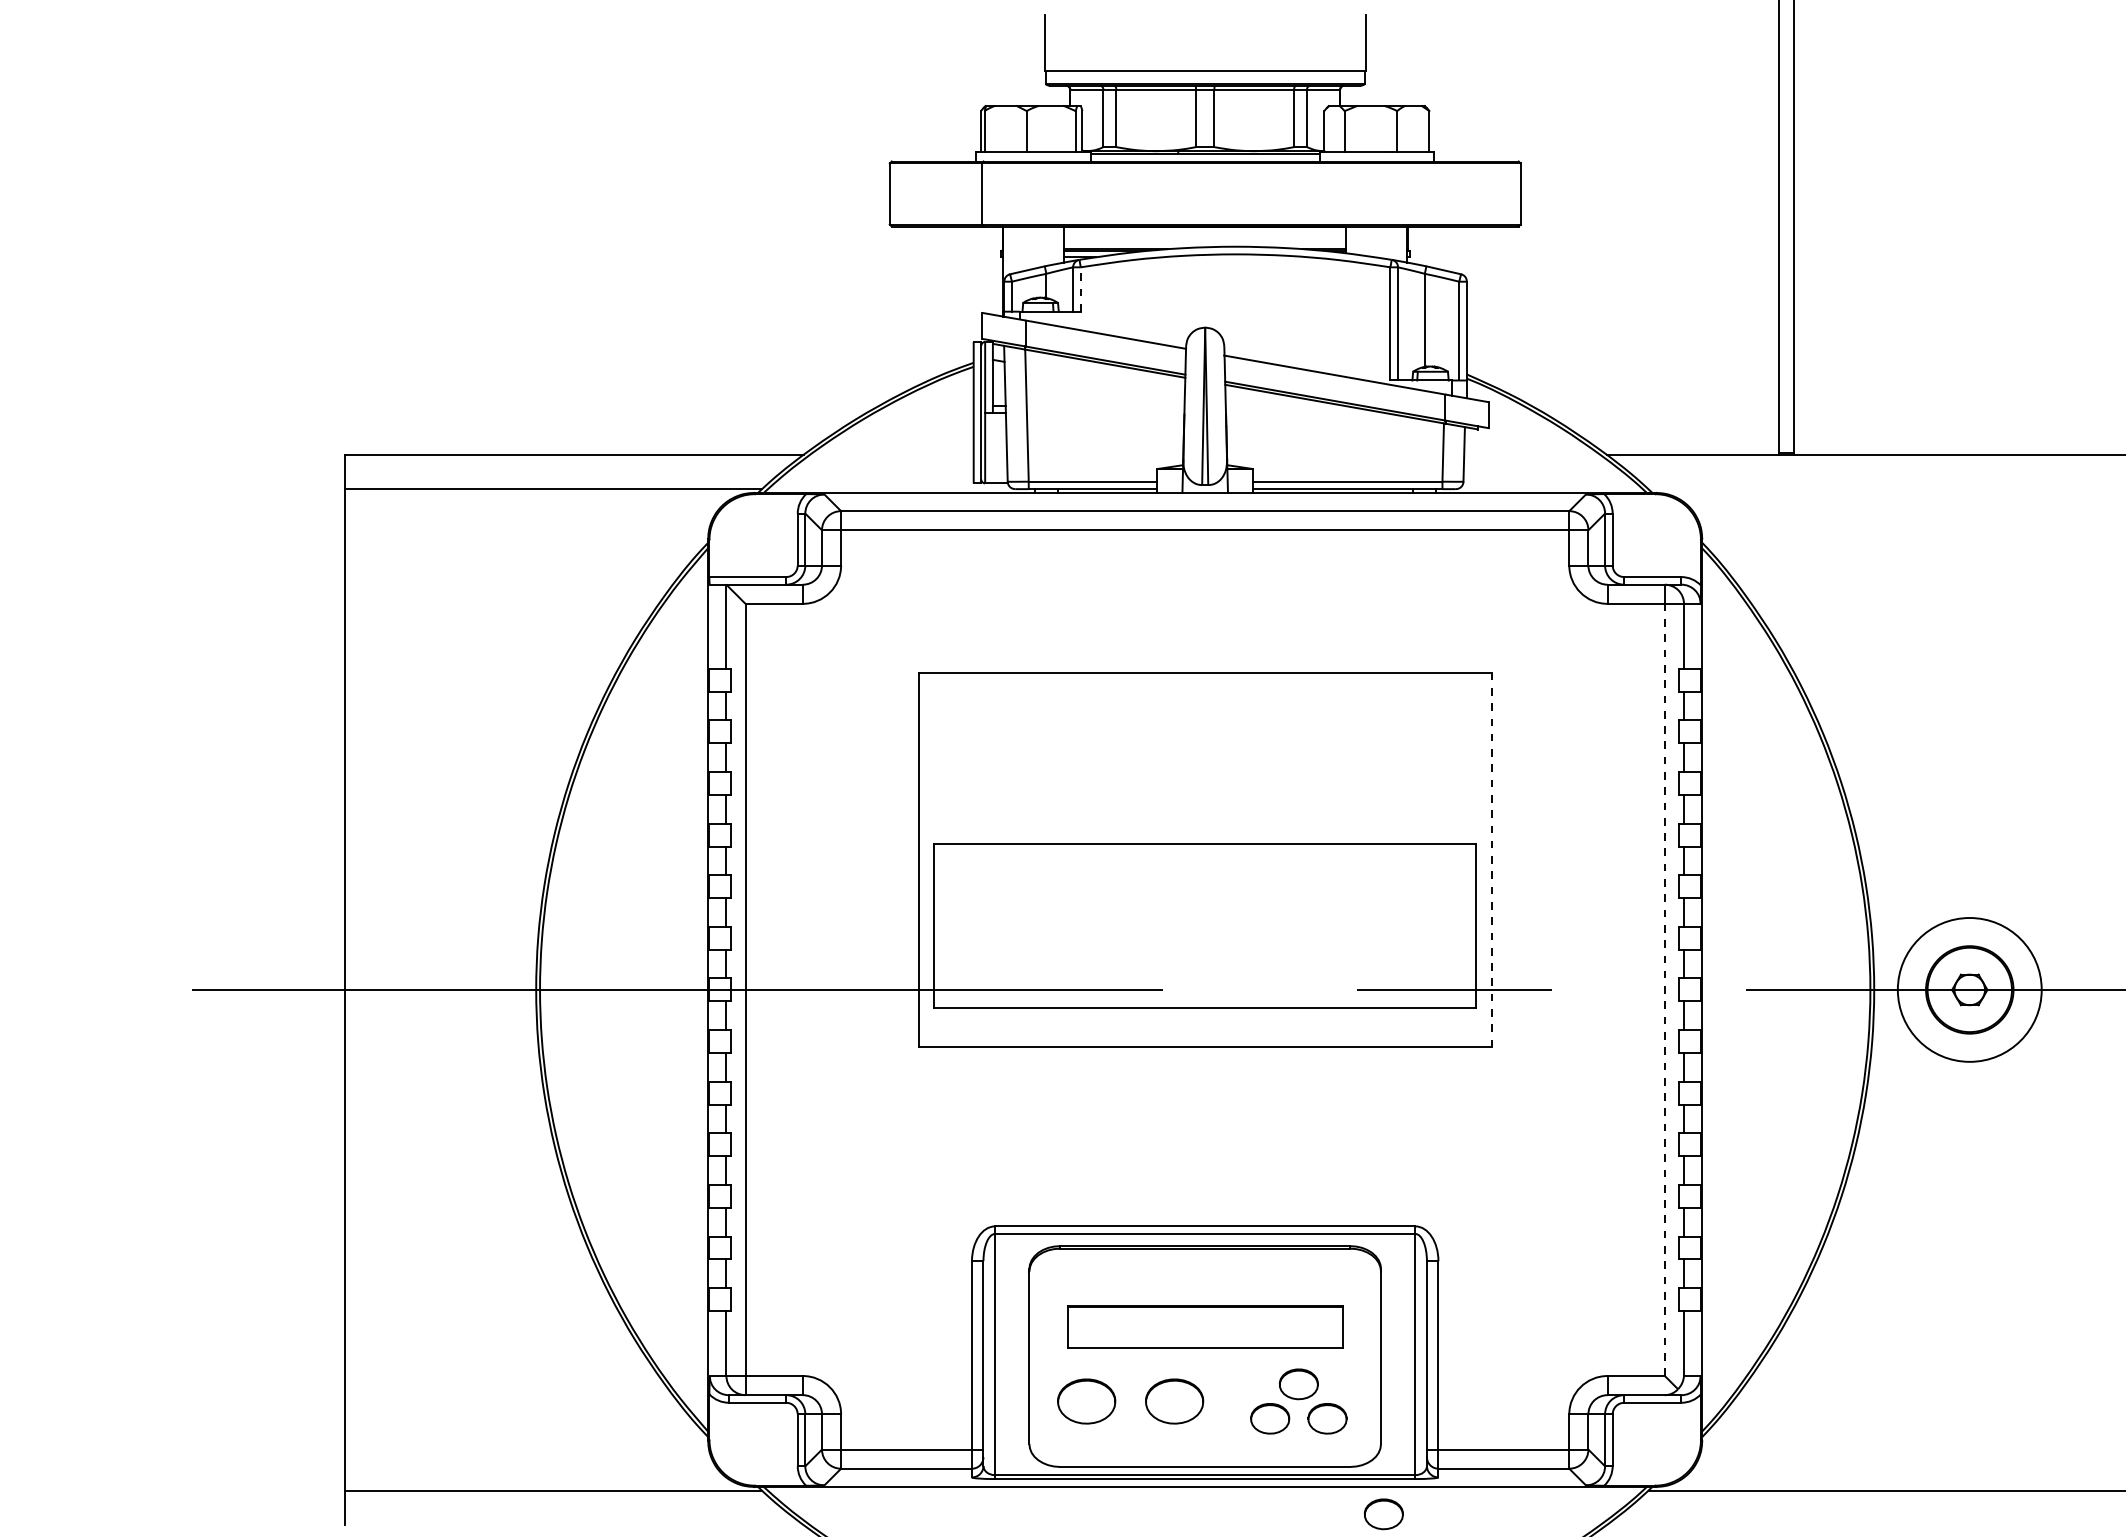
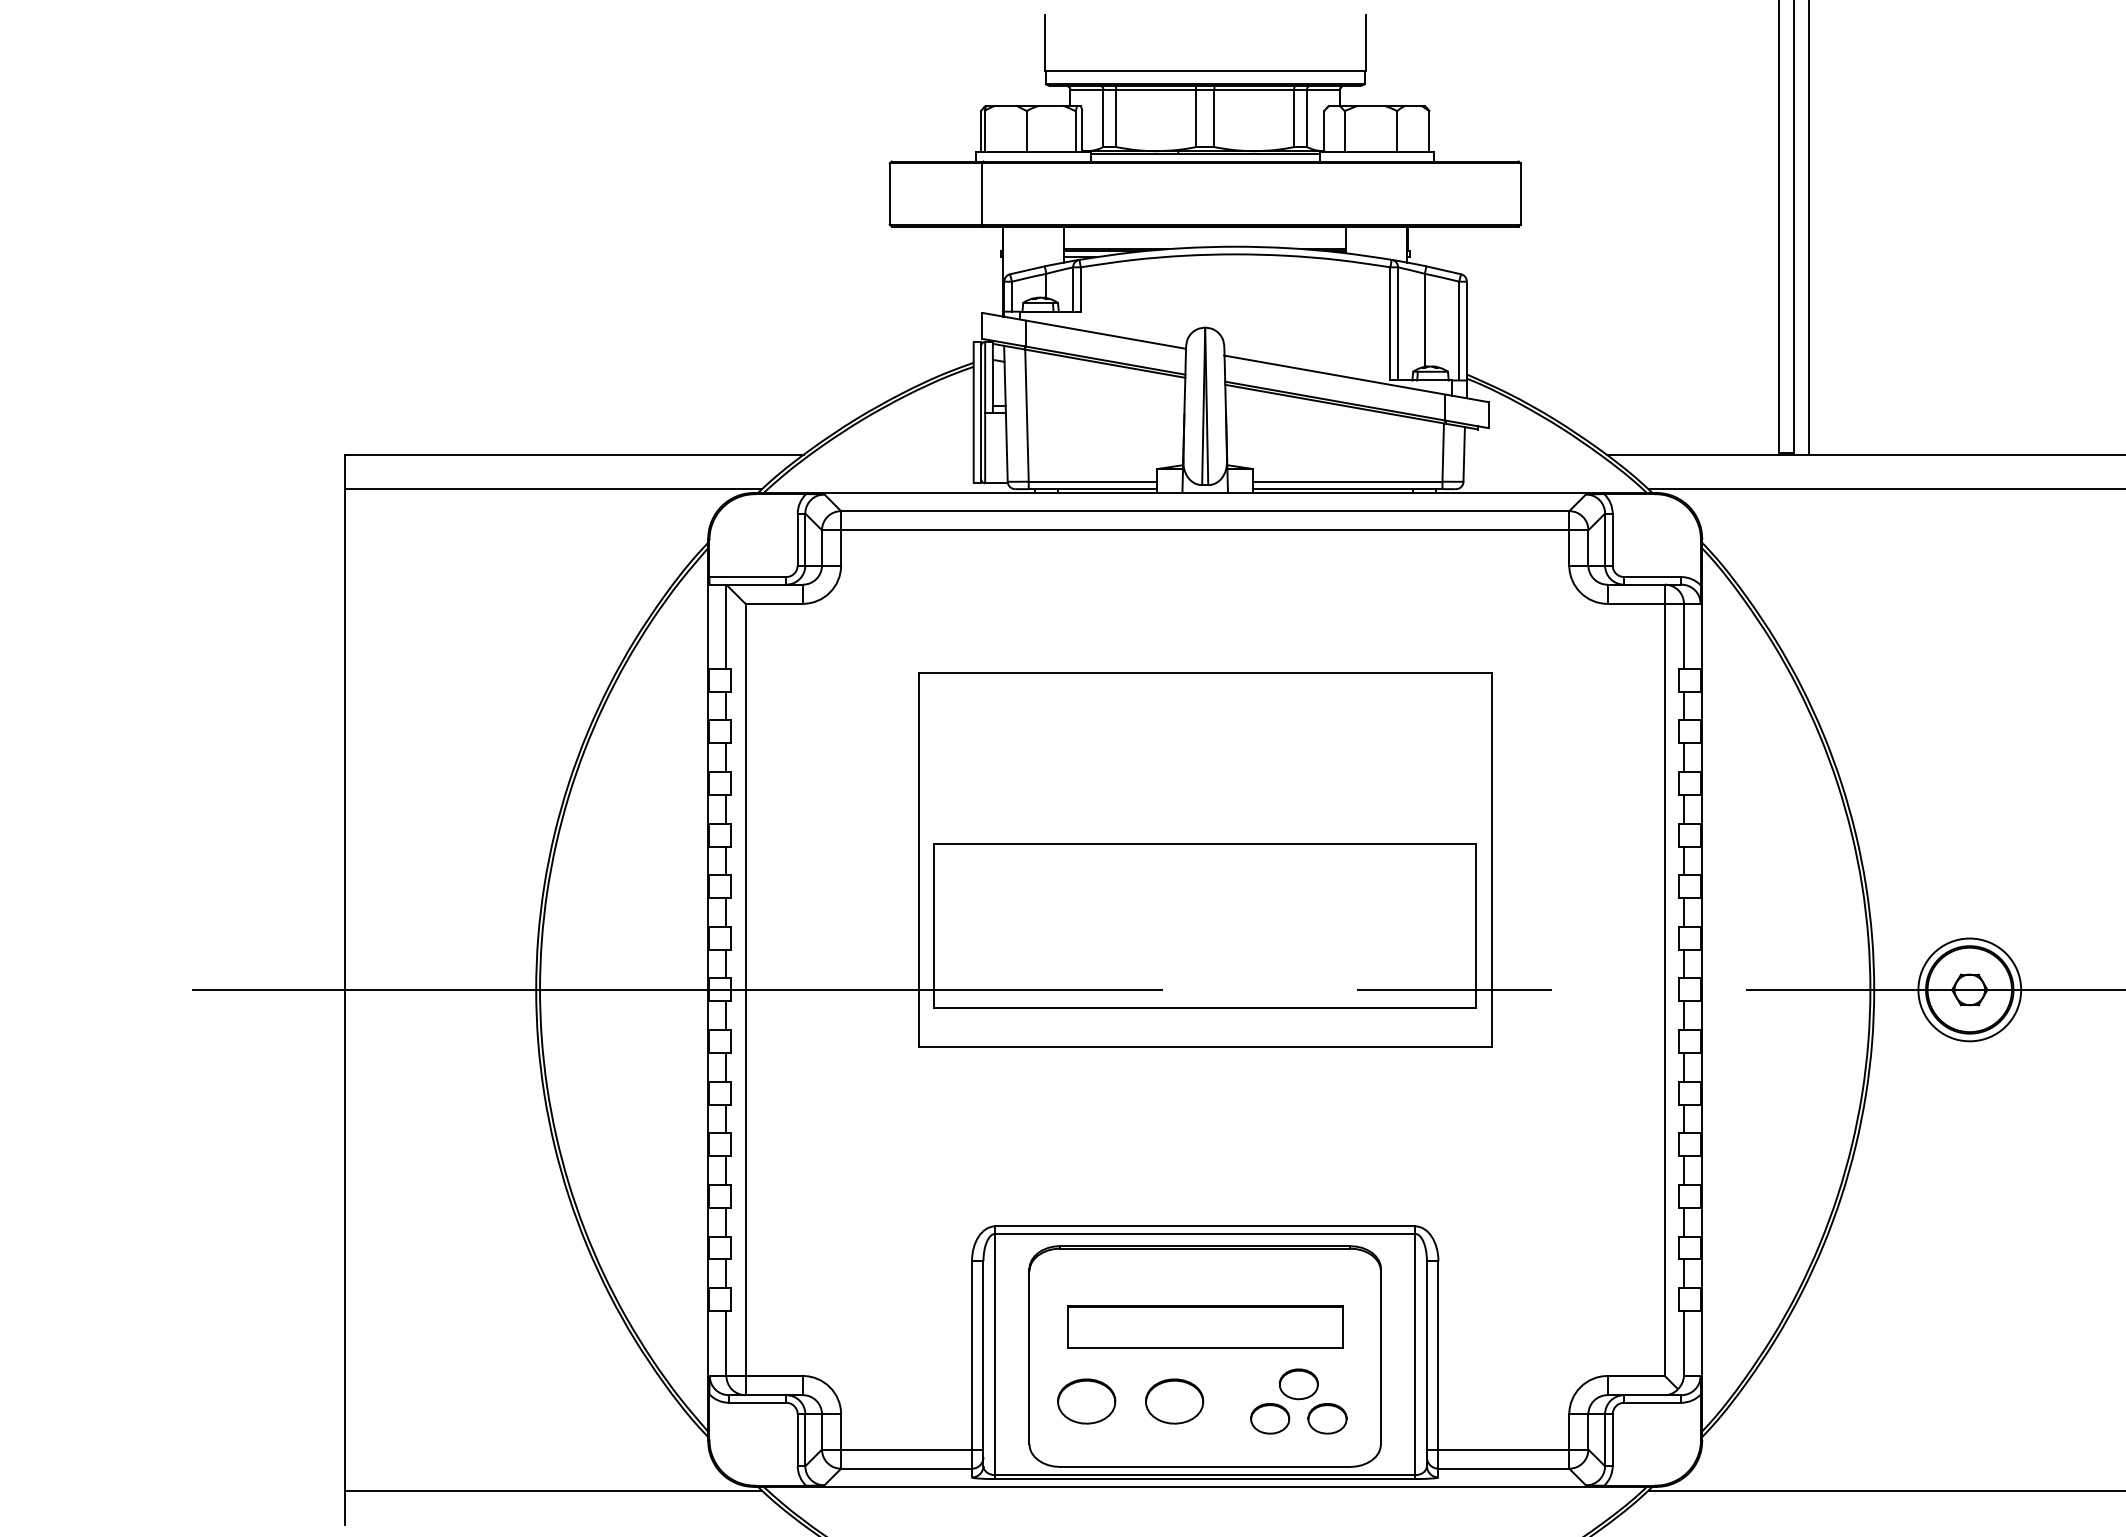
line: none -> present (1809, 228)
line: dashed -> solid (1080, 289)
line: none -> present (1885, 489)
line: dashed -> solid (1491, 859)
line: dashed -> solid (1664, 989)
circle diameter: 144 px -> 103 px (1969, 989)
part: present -> none (1383, 1514)
